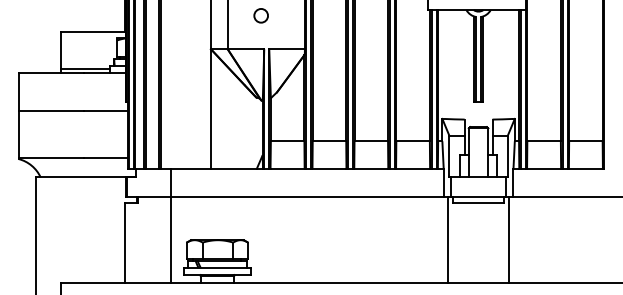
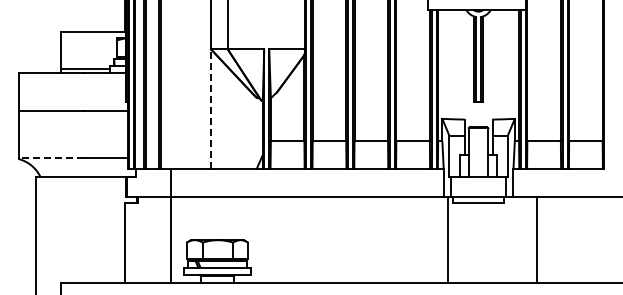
circle: present -> none (260, 15)
line: solid -> dashed (211, 109)
line: solid -> dashed (51, 157)
line position: (509, 240) -> (537, 240) (537, 240)
